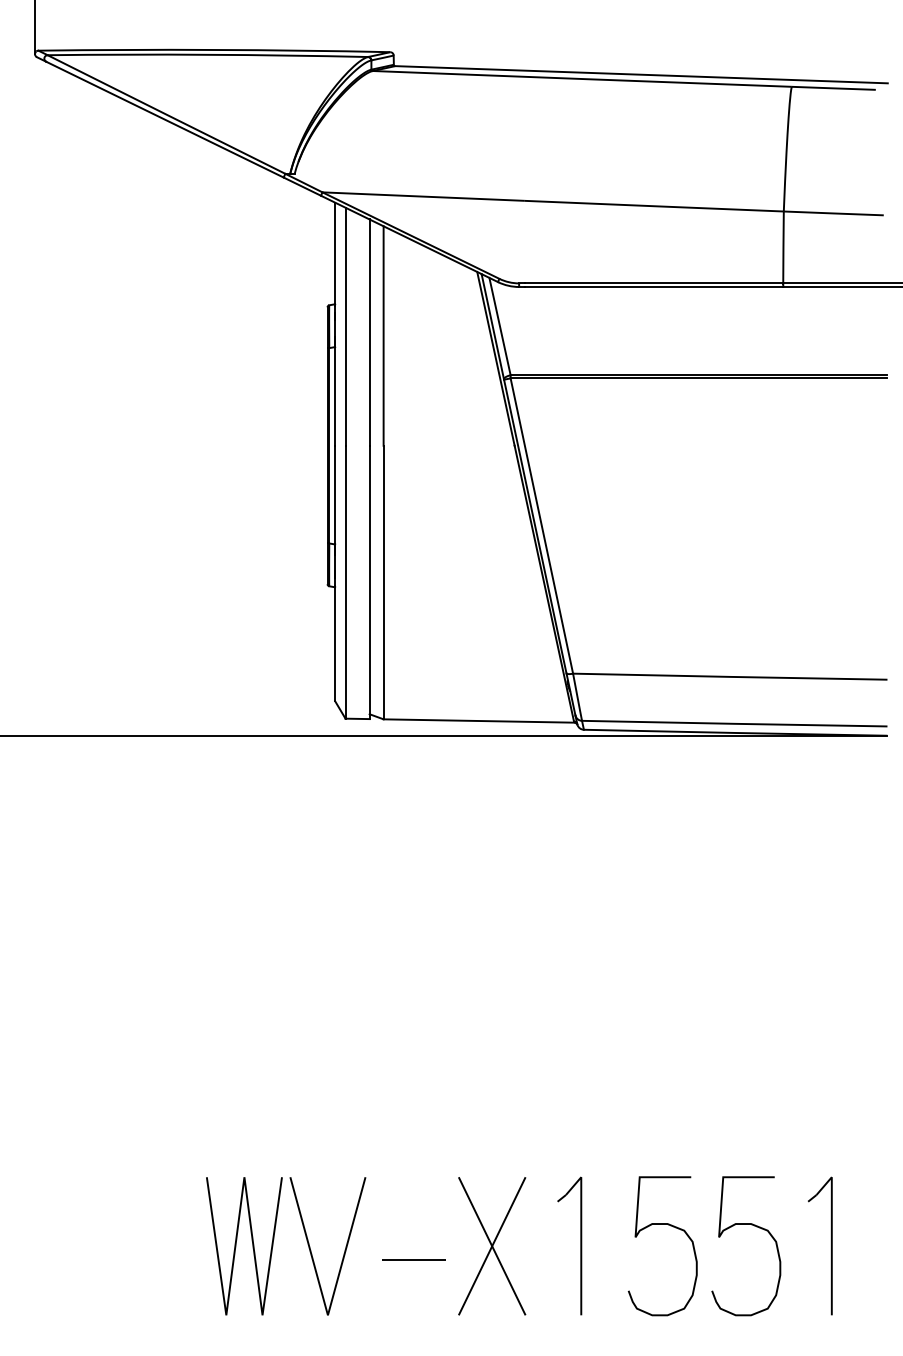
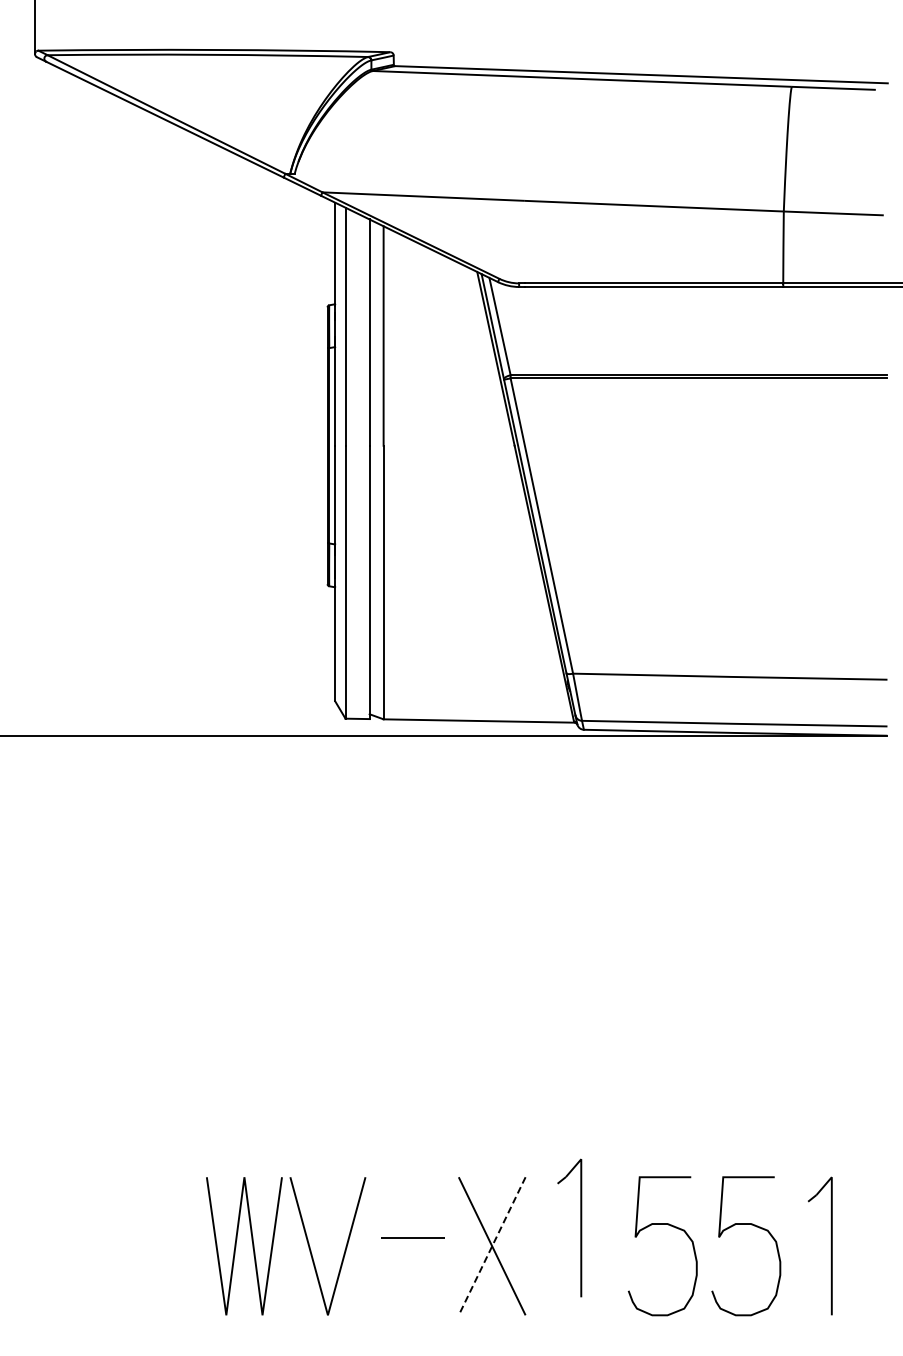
part position: (580, 1245) -> (580, 1227) (580, 1227)
line: solid -> dashed (492, 1246)
line position: (413, 1259) -> (412, 1237) (412, 1237)
